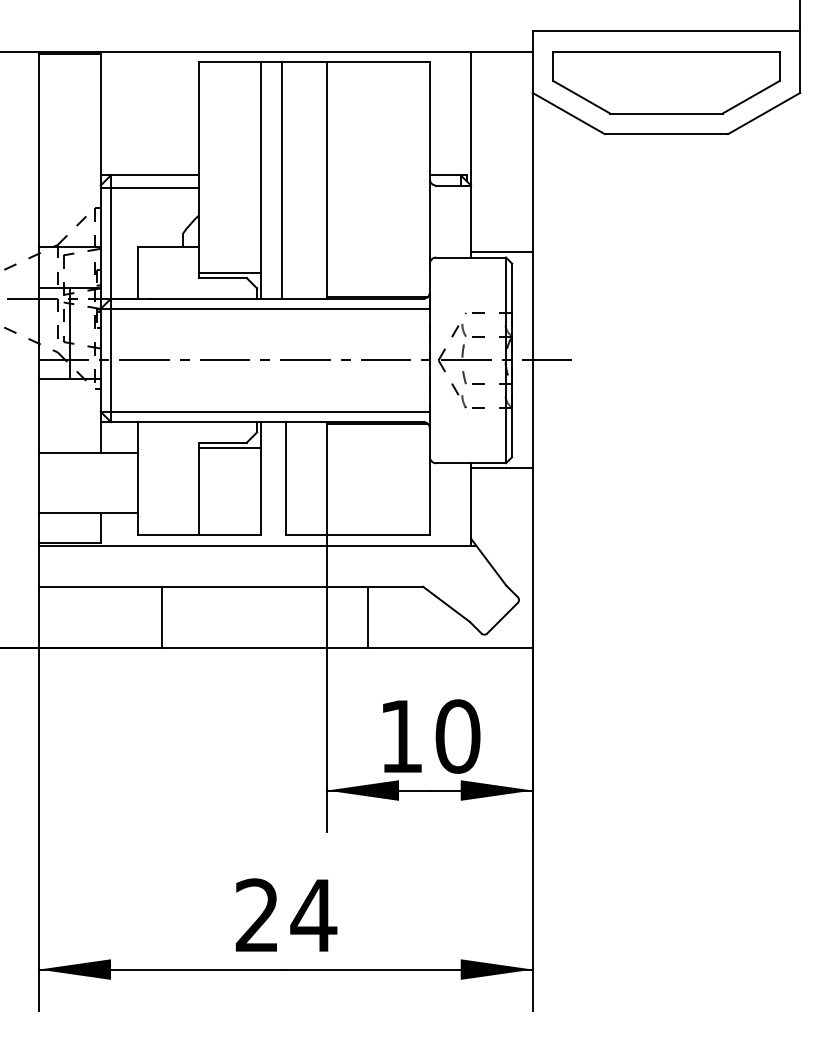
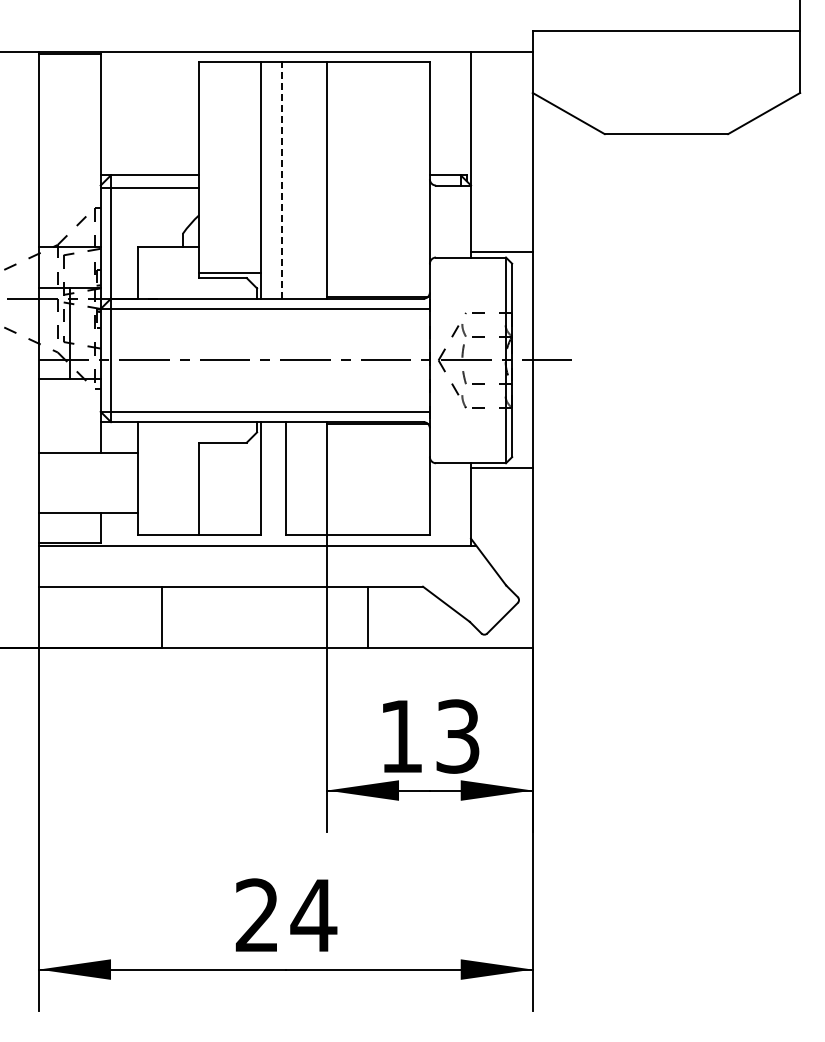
part: present -> none (666, 82)
line: solid -> dashed (281, 179)
line: present -> none (230, 447)
text: 10 -> 13 (457, 736)
